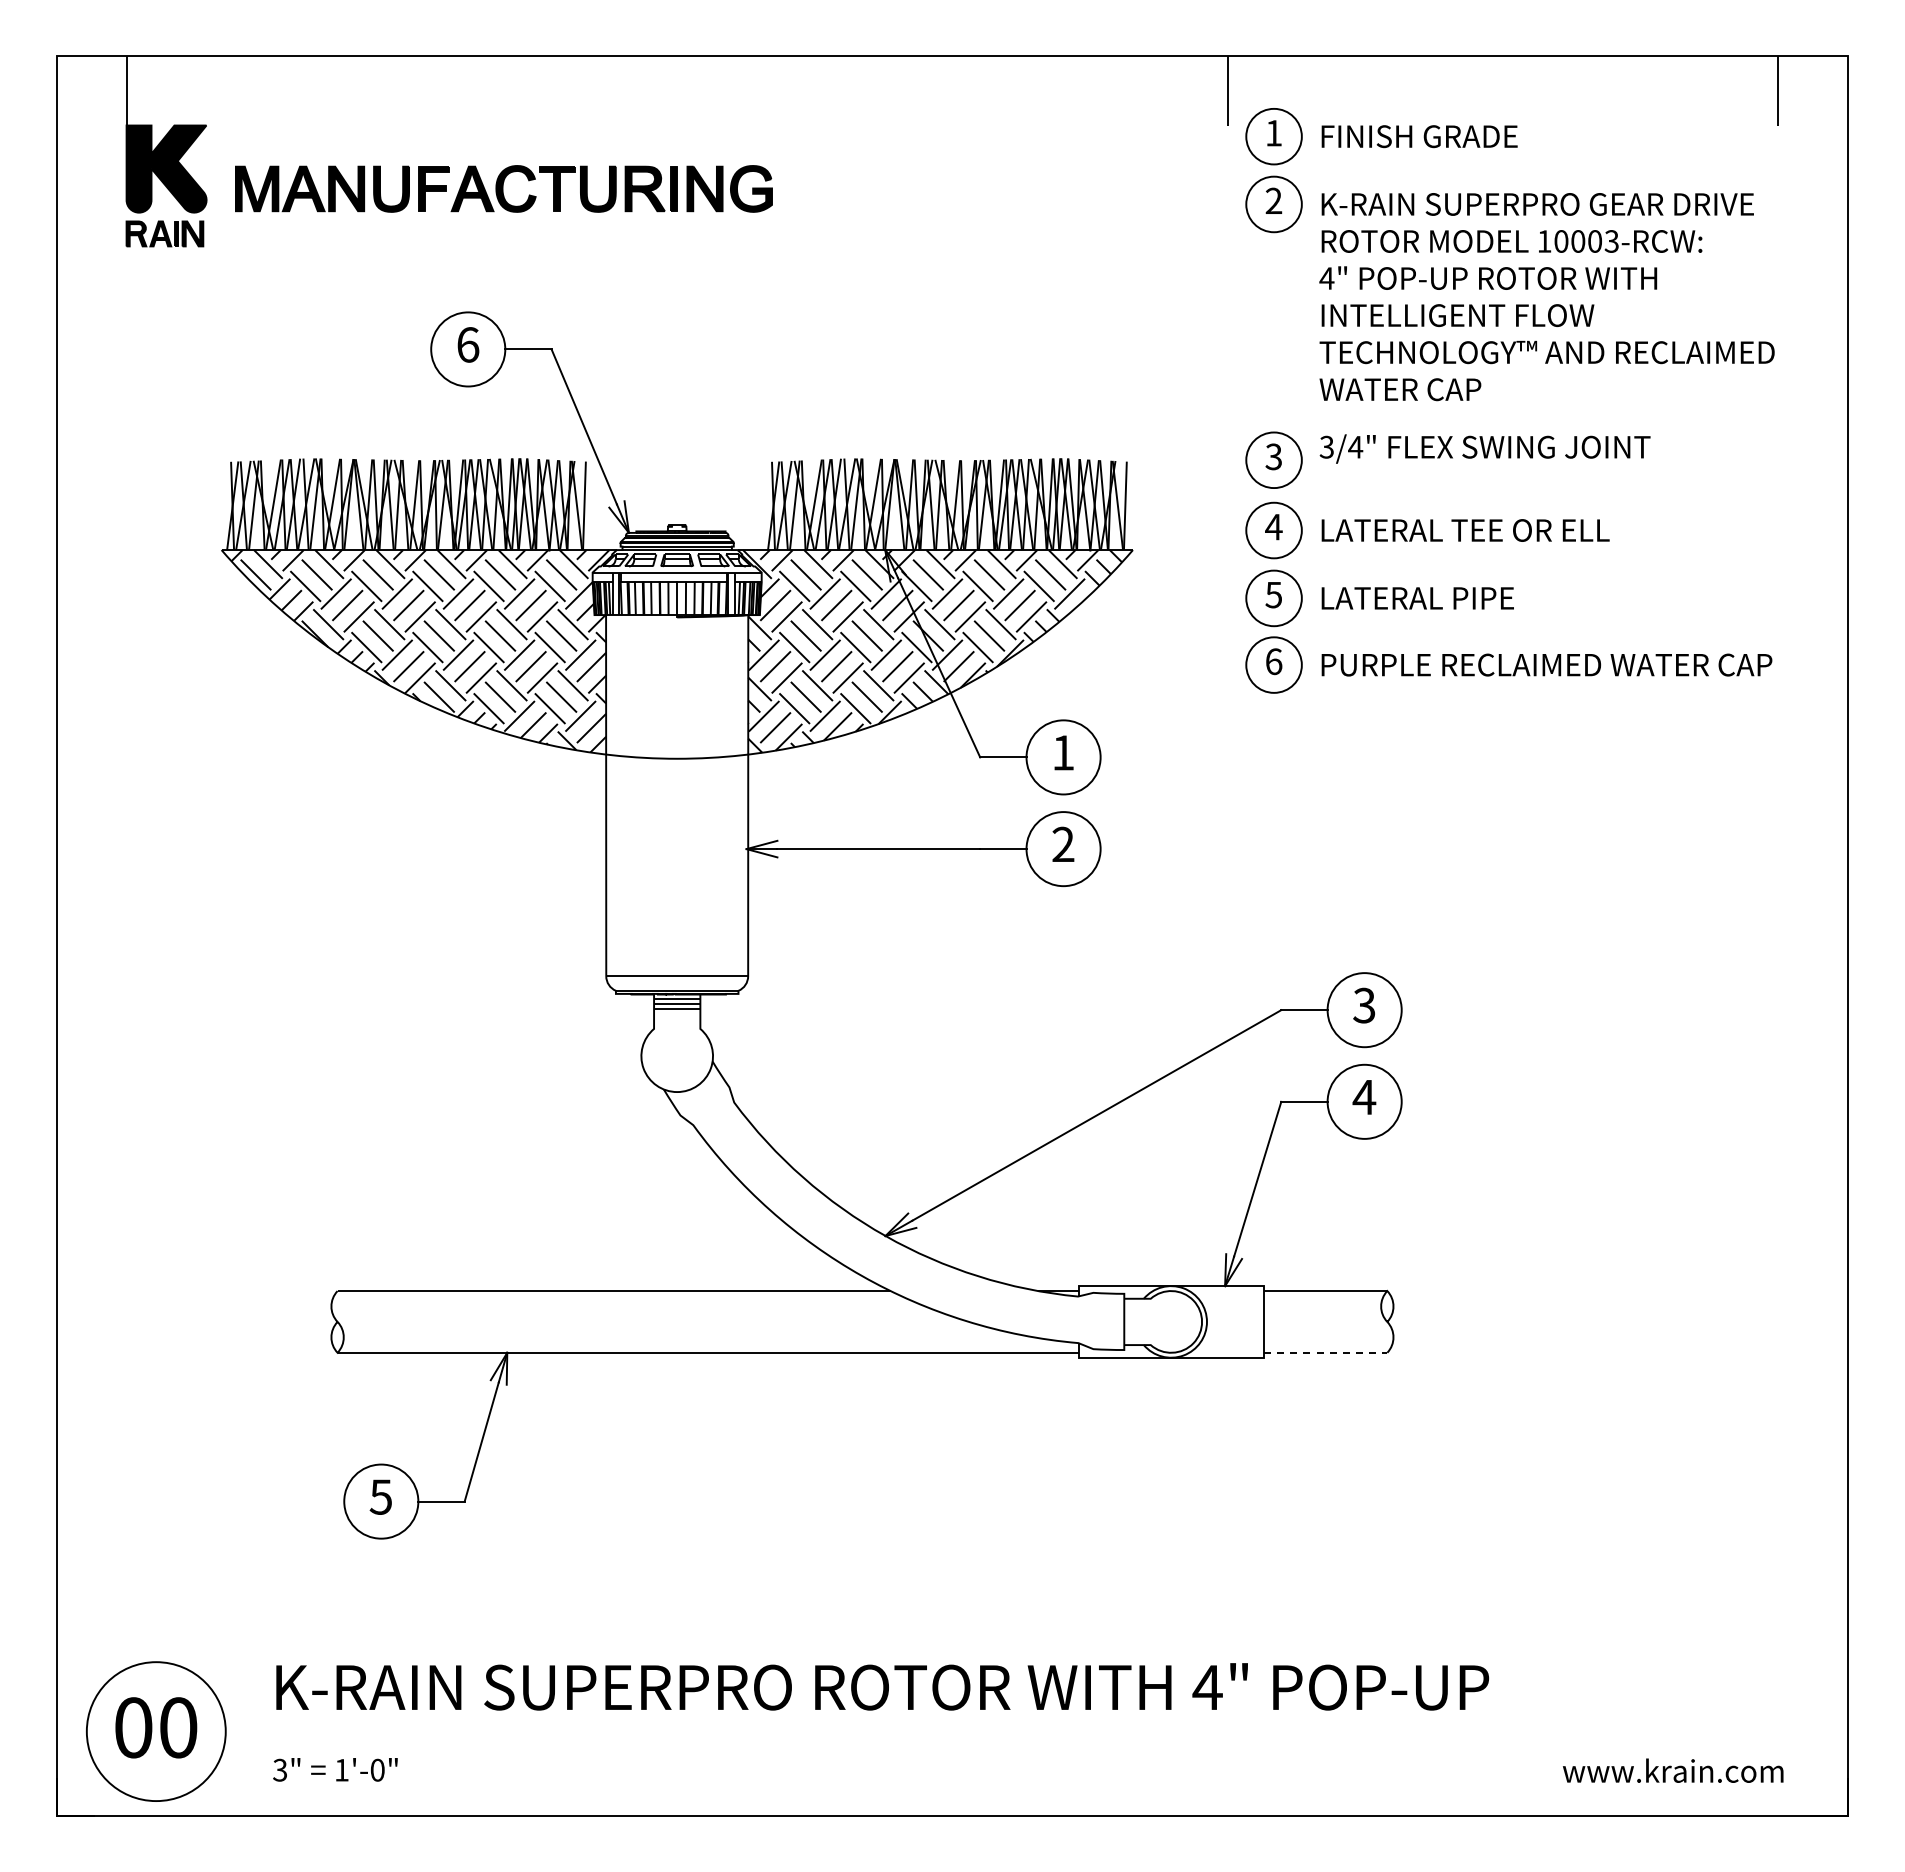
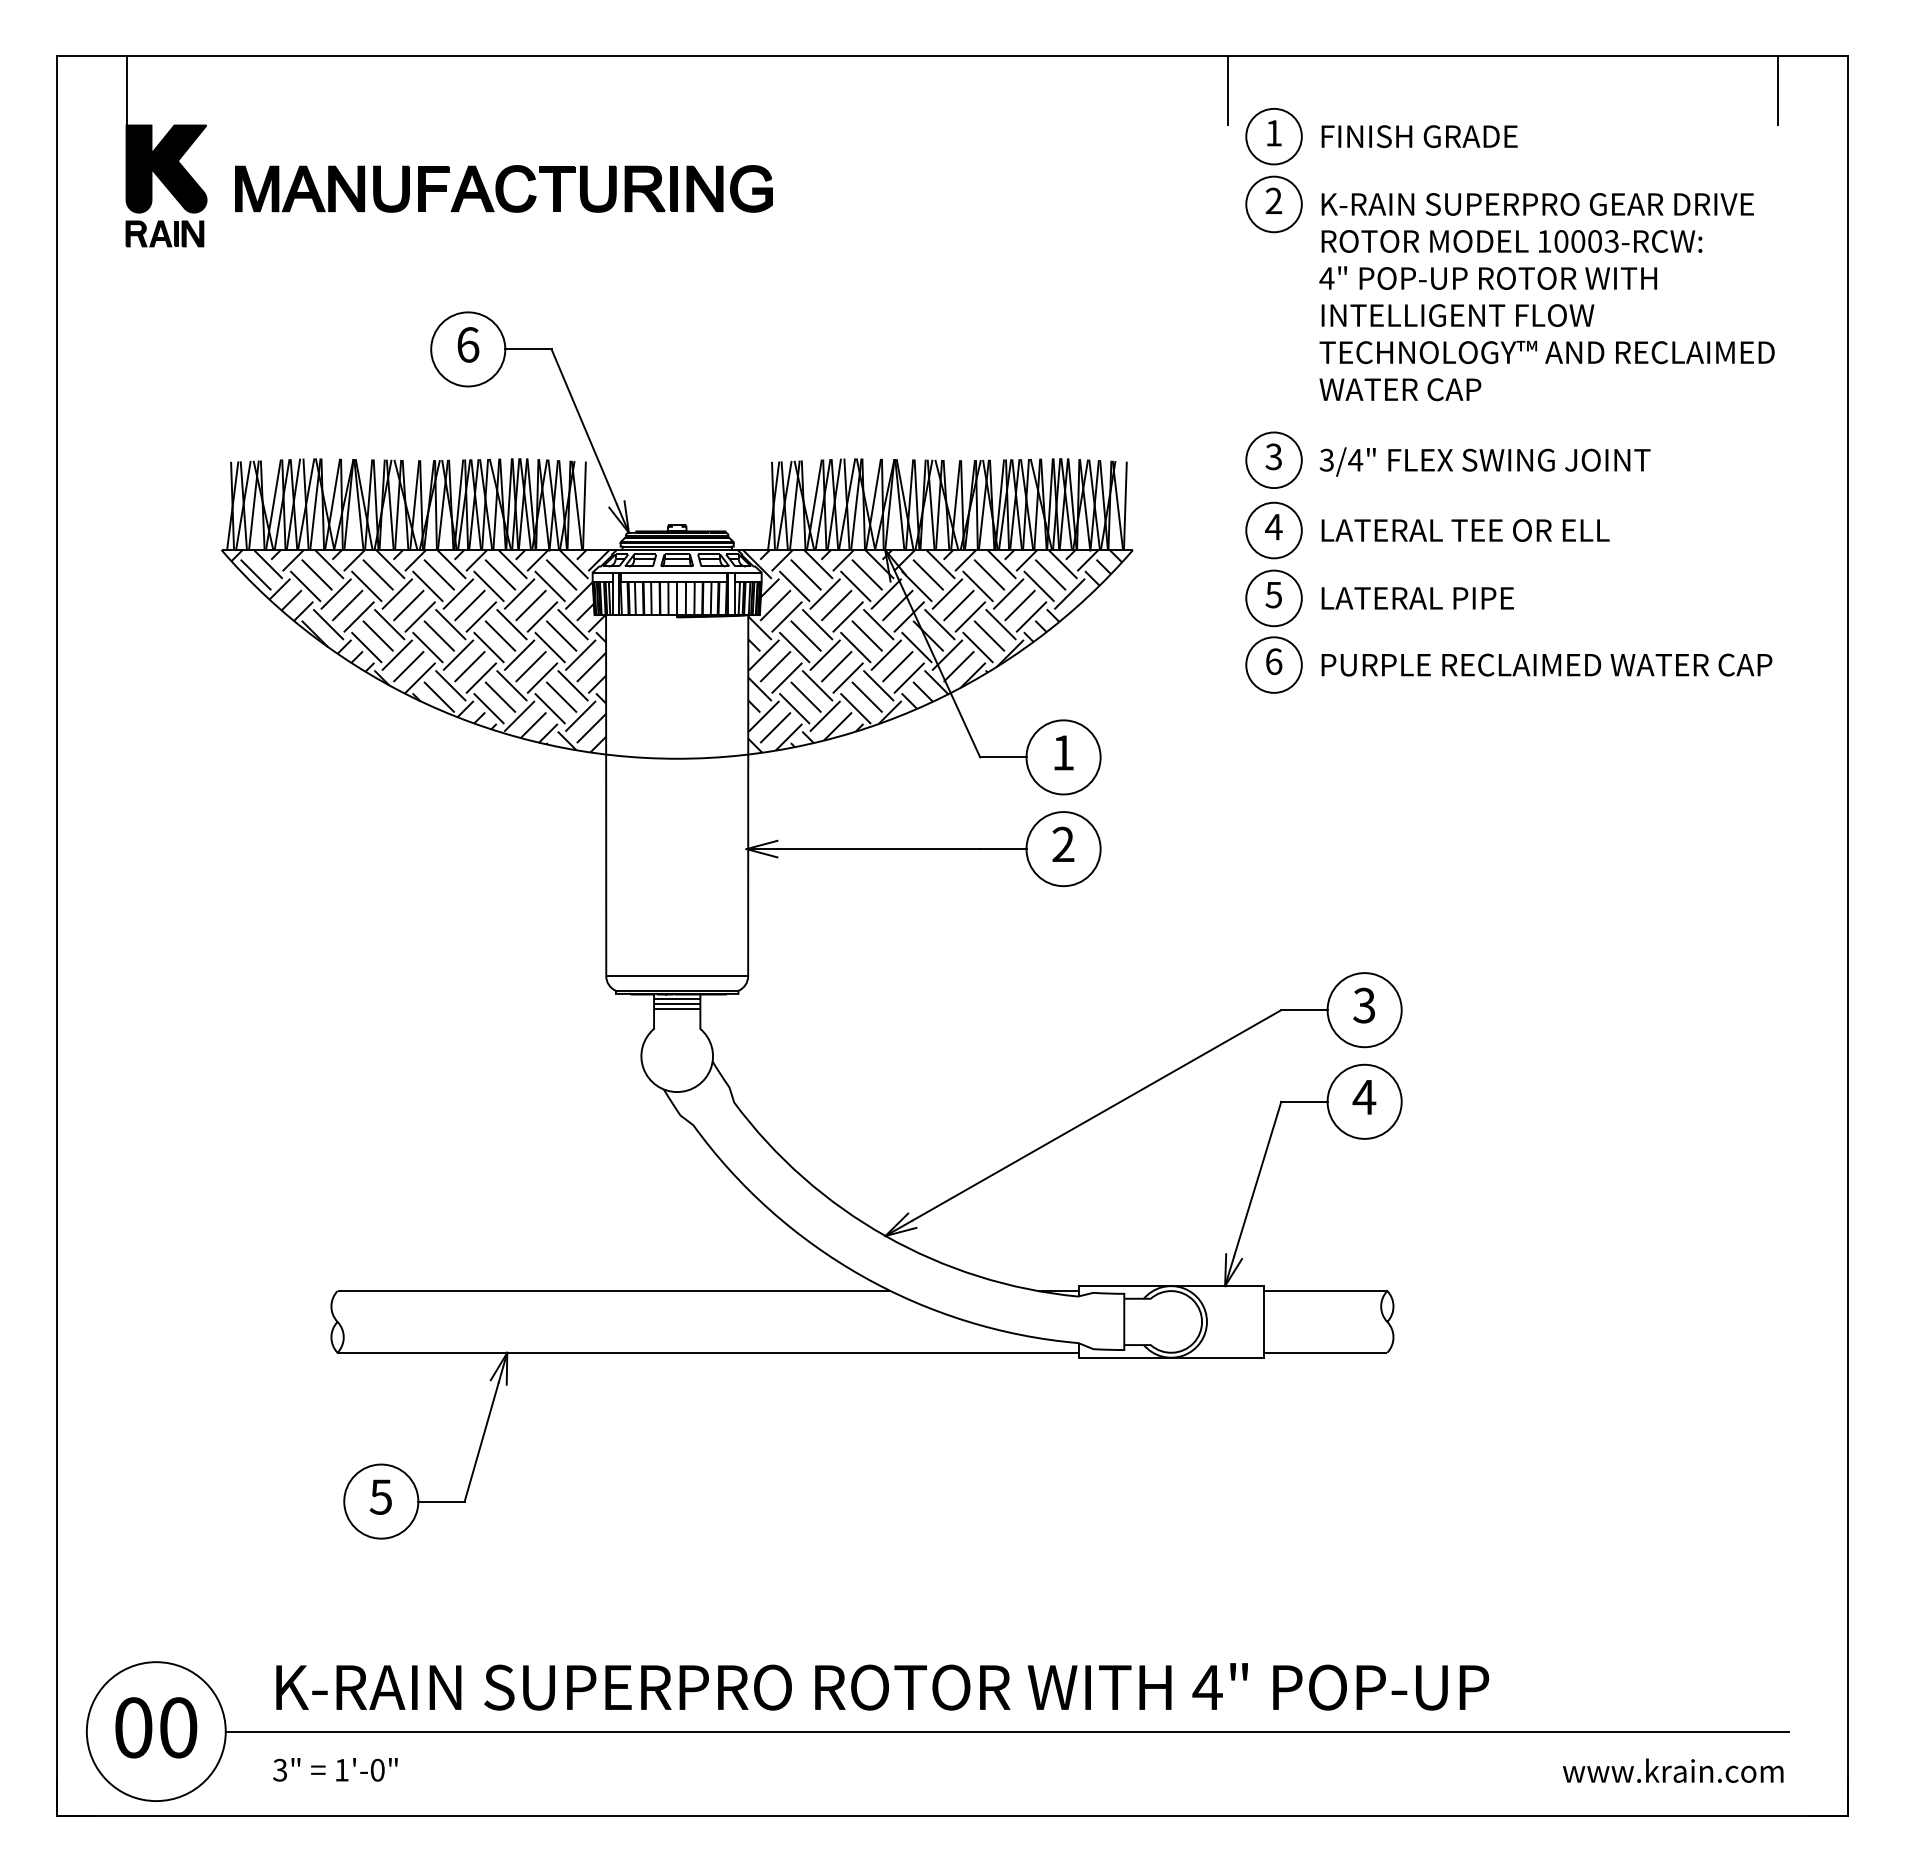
text position: (1484, 448) -> (1484, 461) (1484, 461)
line: dashed -> solid (1325, 1352)
line: none -> present (1006, 1731)
